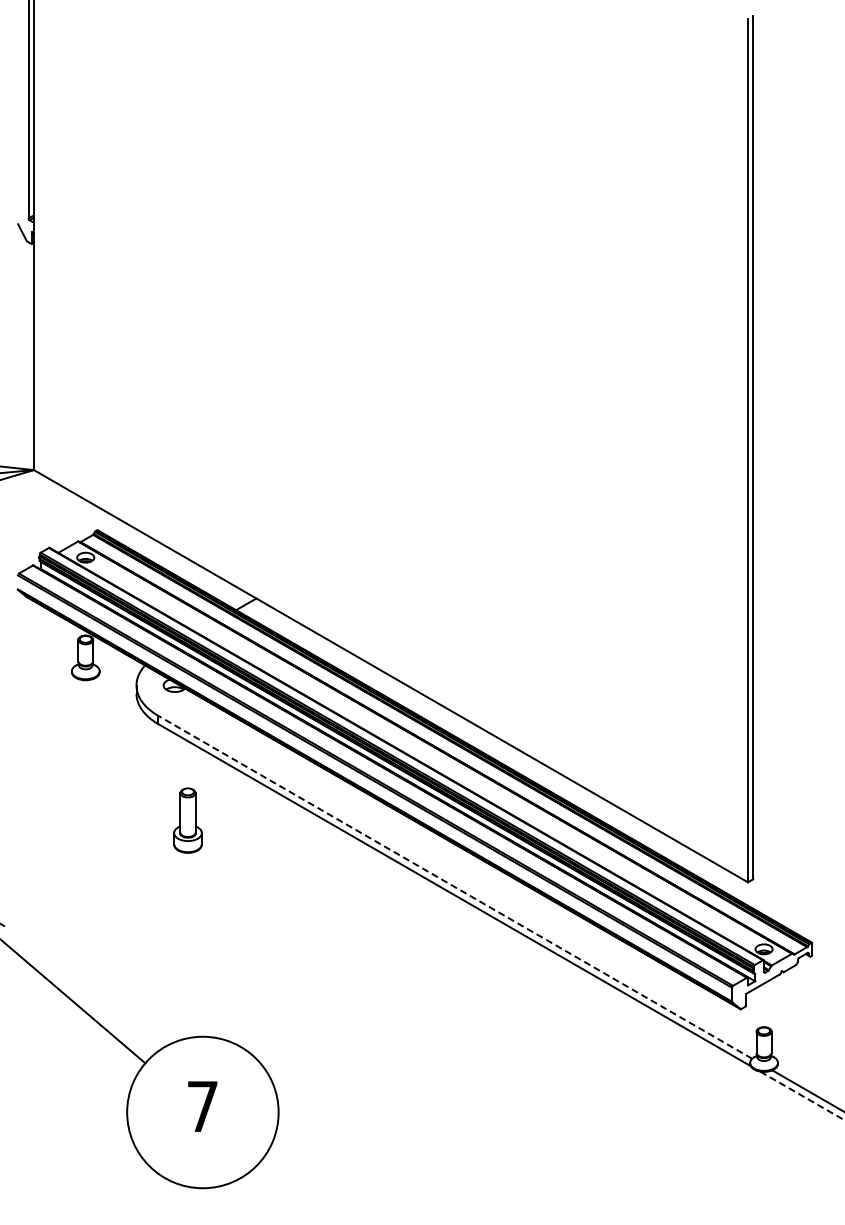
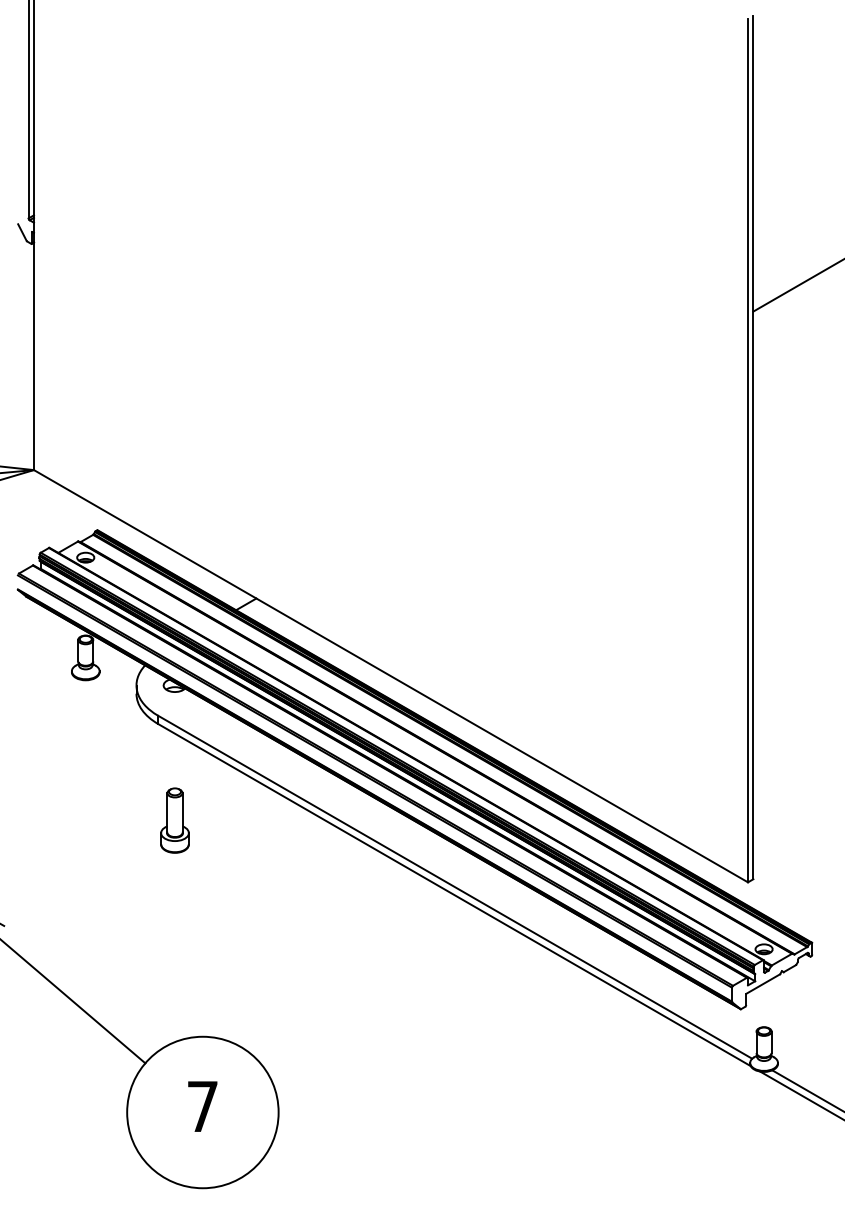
line: none -> present (797, 285)
part position: (187, 820) -> (174, 820) (174, 820)
line: dashed -> solid (455, 887)
line: dashed -> solid (802, 1096)
